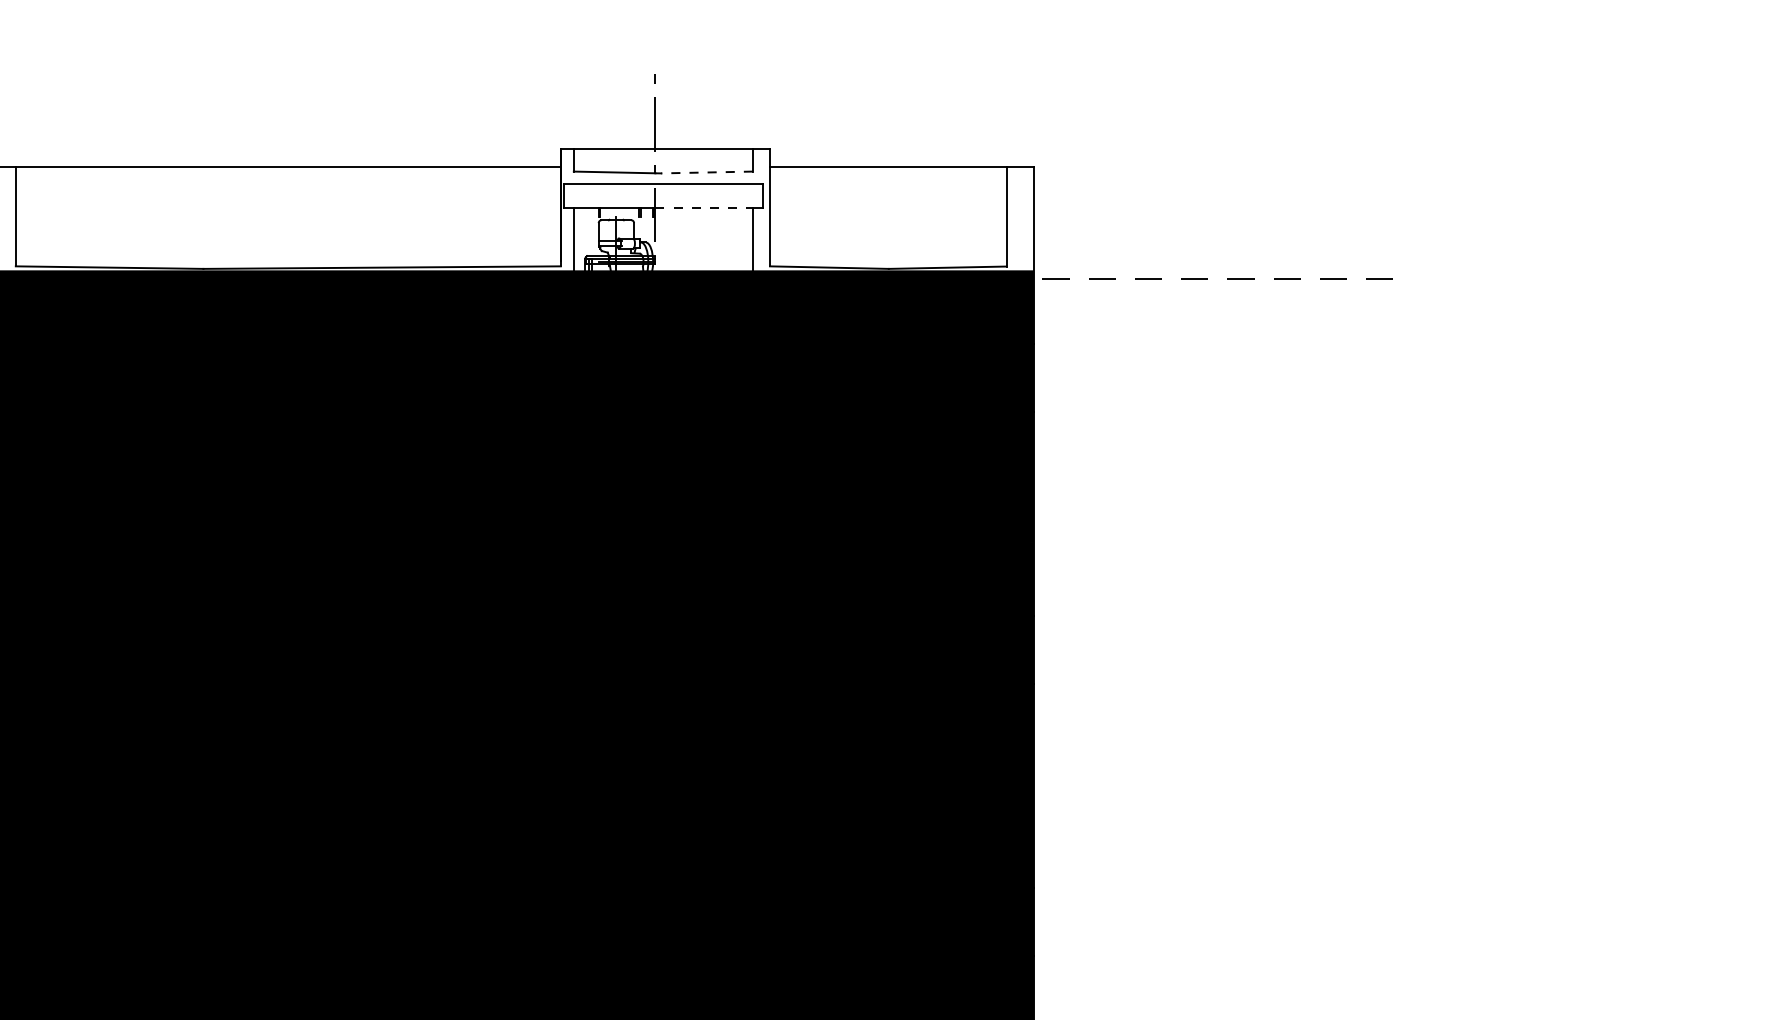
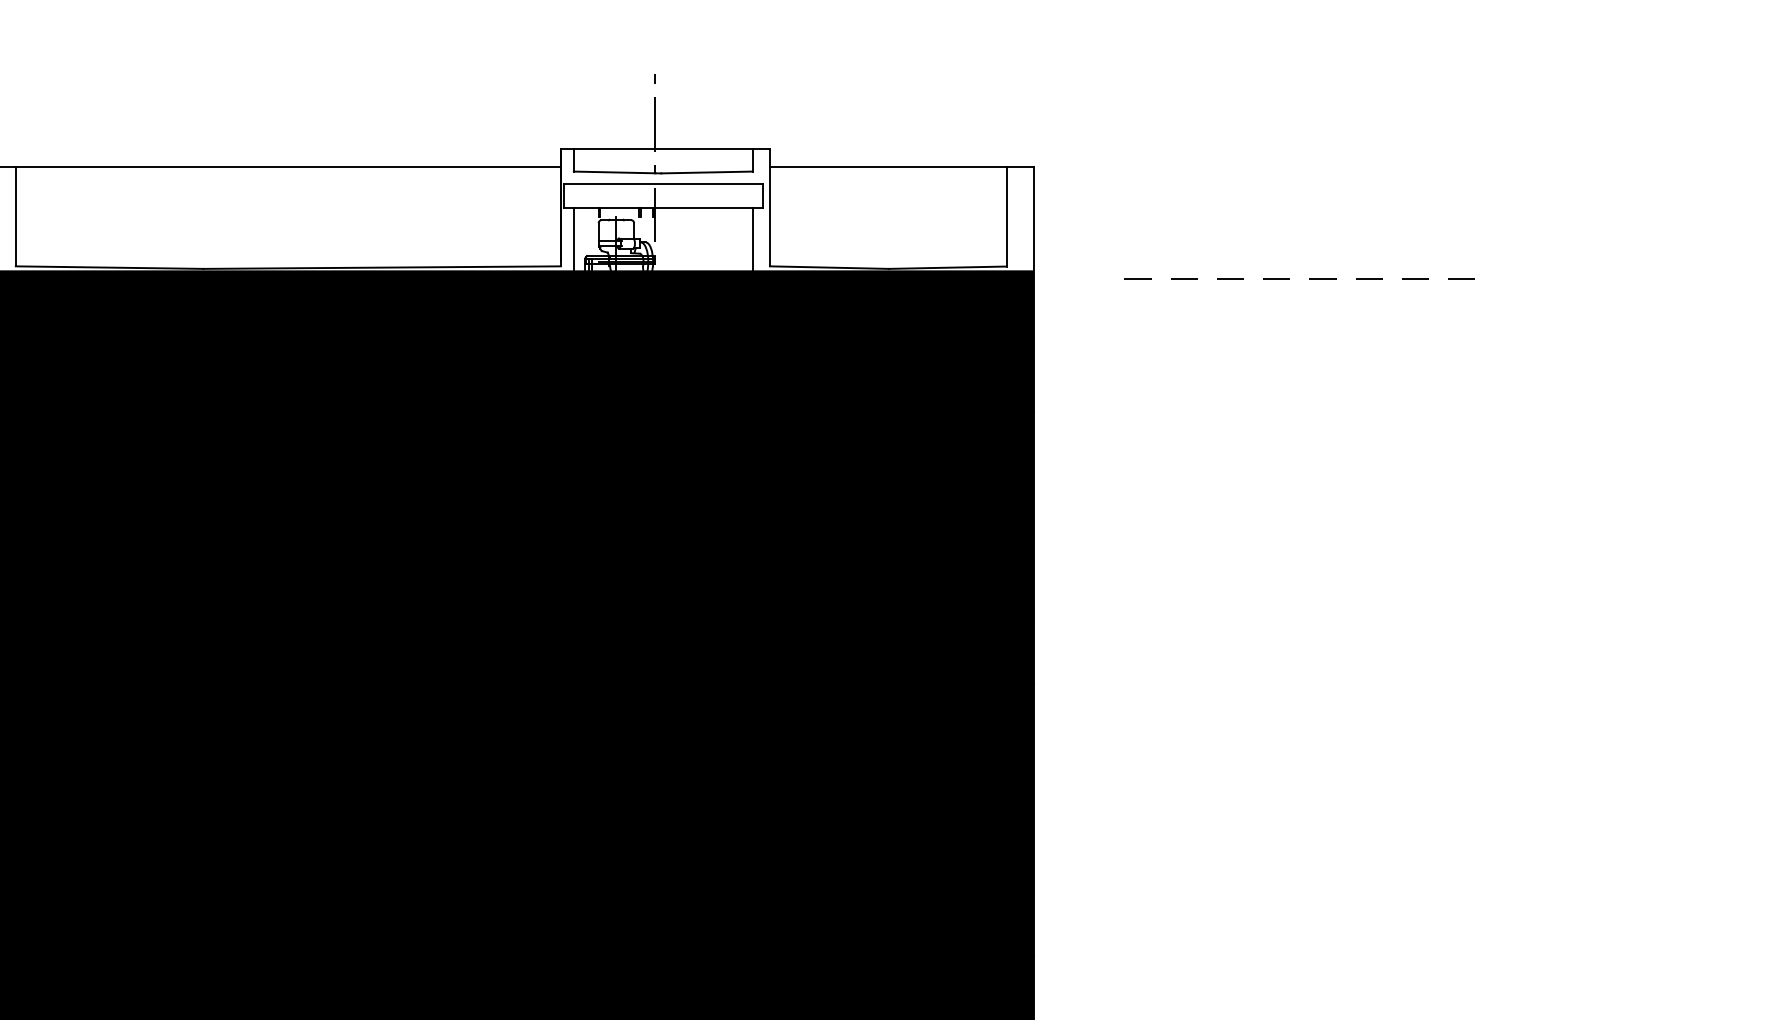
line: dashed -> solid (707, 172)
line: dashed -> solid (704, 208)
line position: (1207, 278) -> (1289, 278) (1289, 278)
